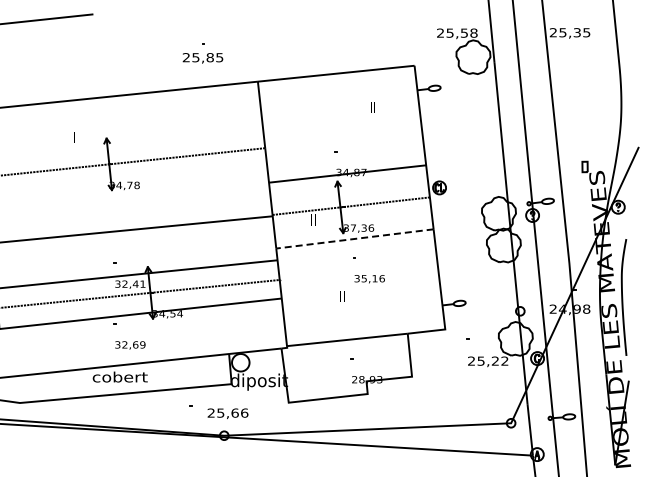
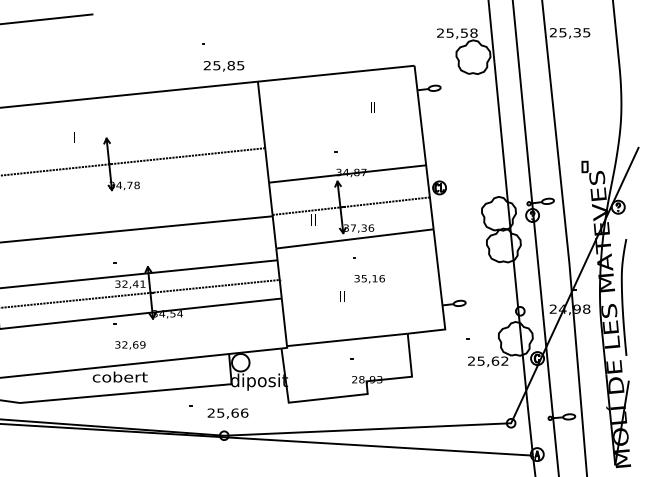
text position: (202, 58) -> (223, 66) (223, 66)
line: dashed -> solid (354, 238)
text: 25,22 -> 25,62 (495, 360)
